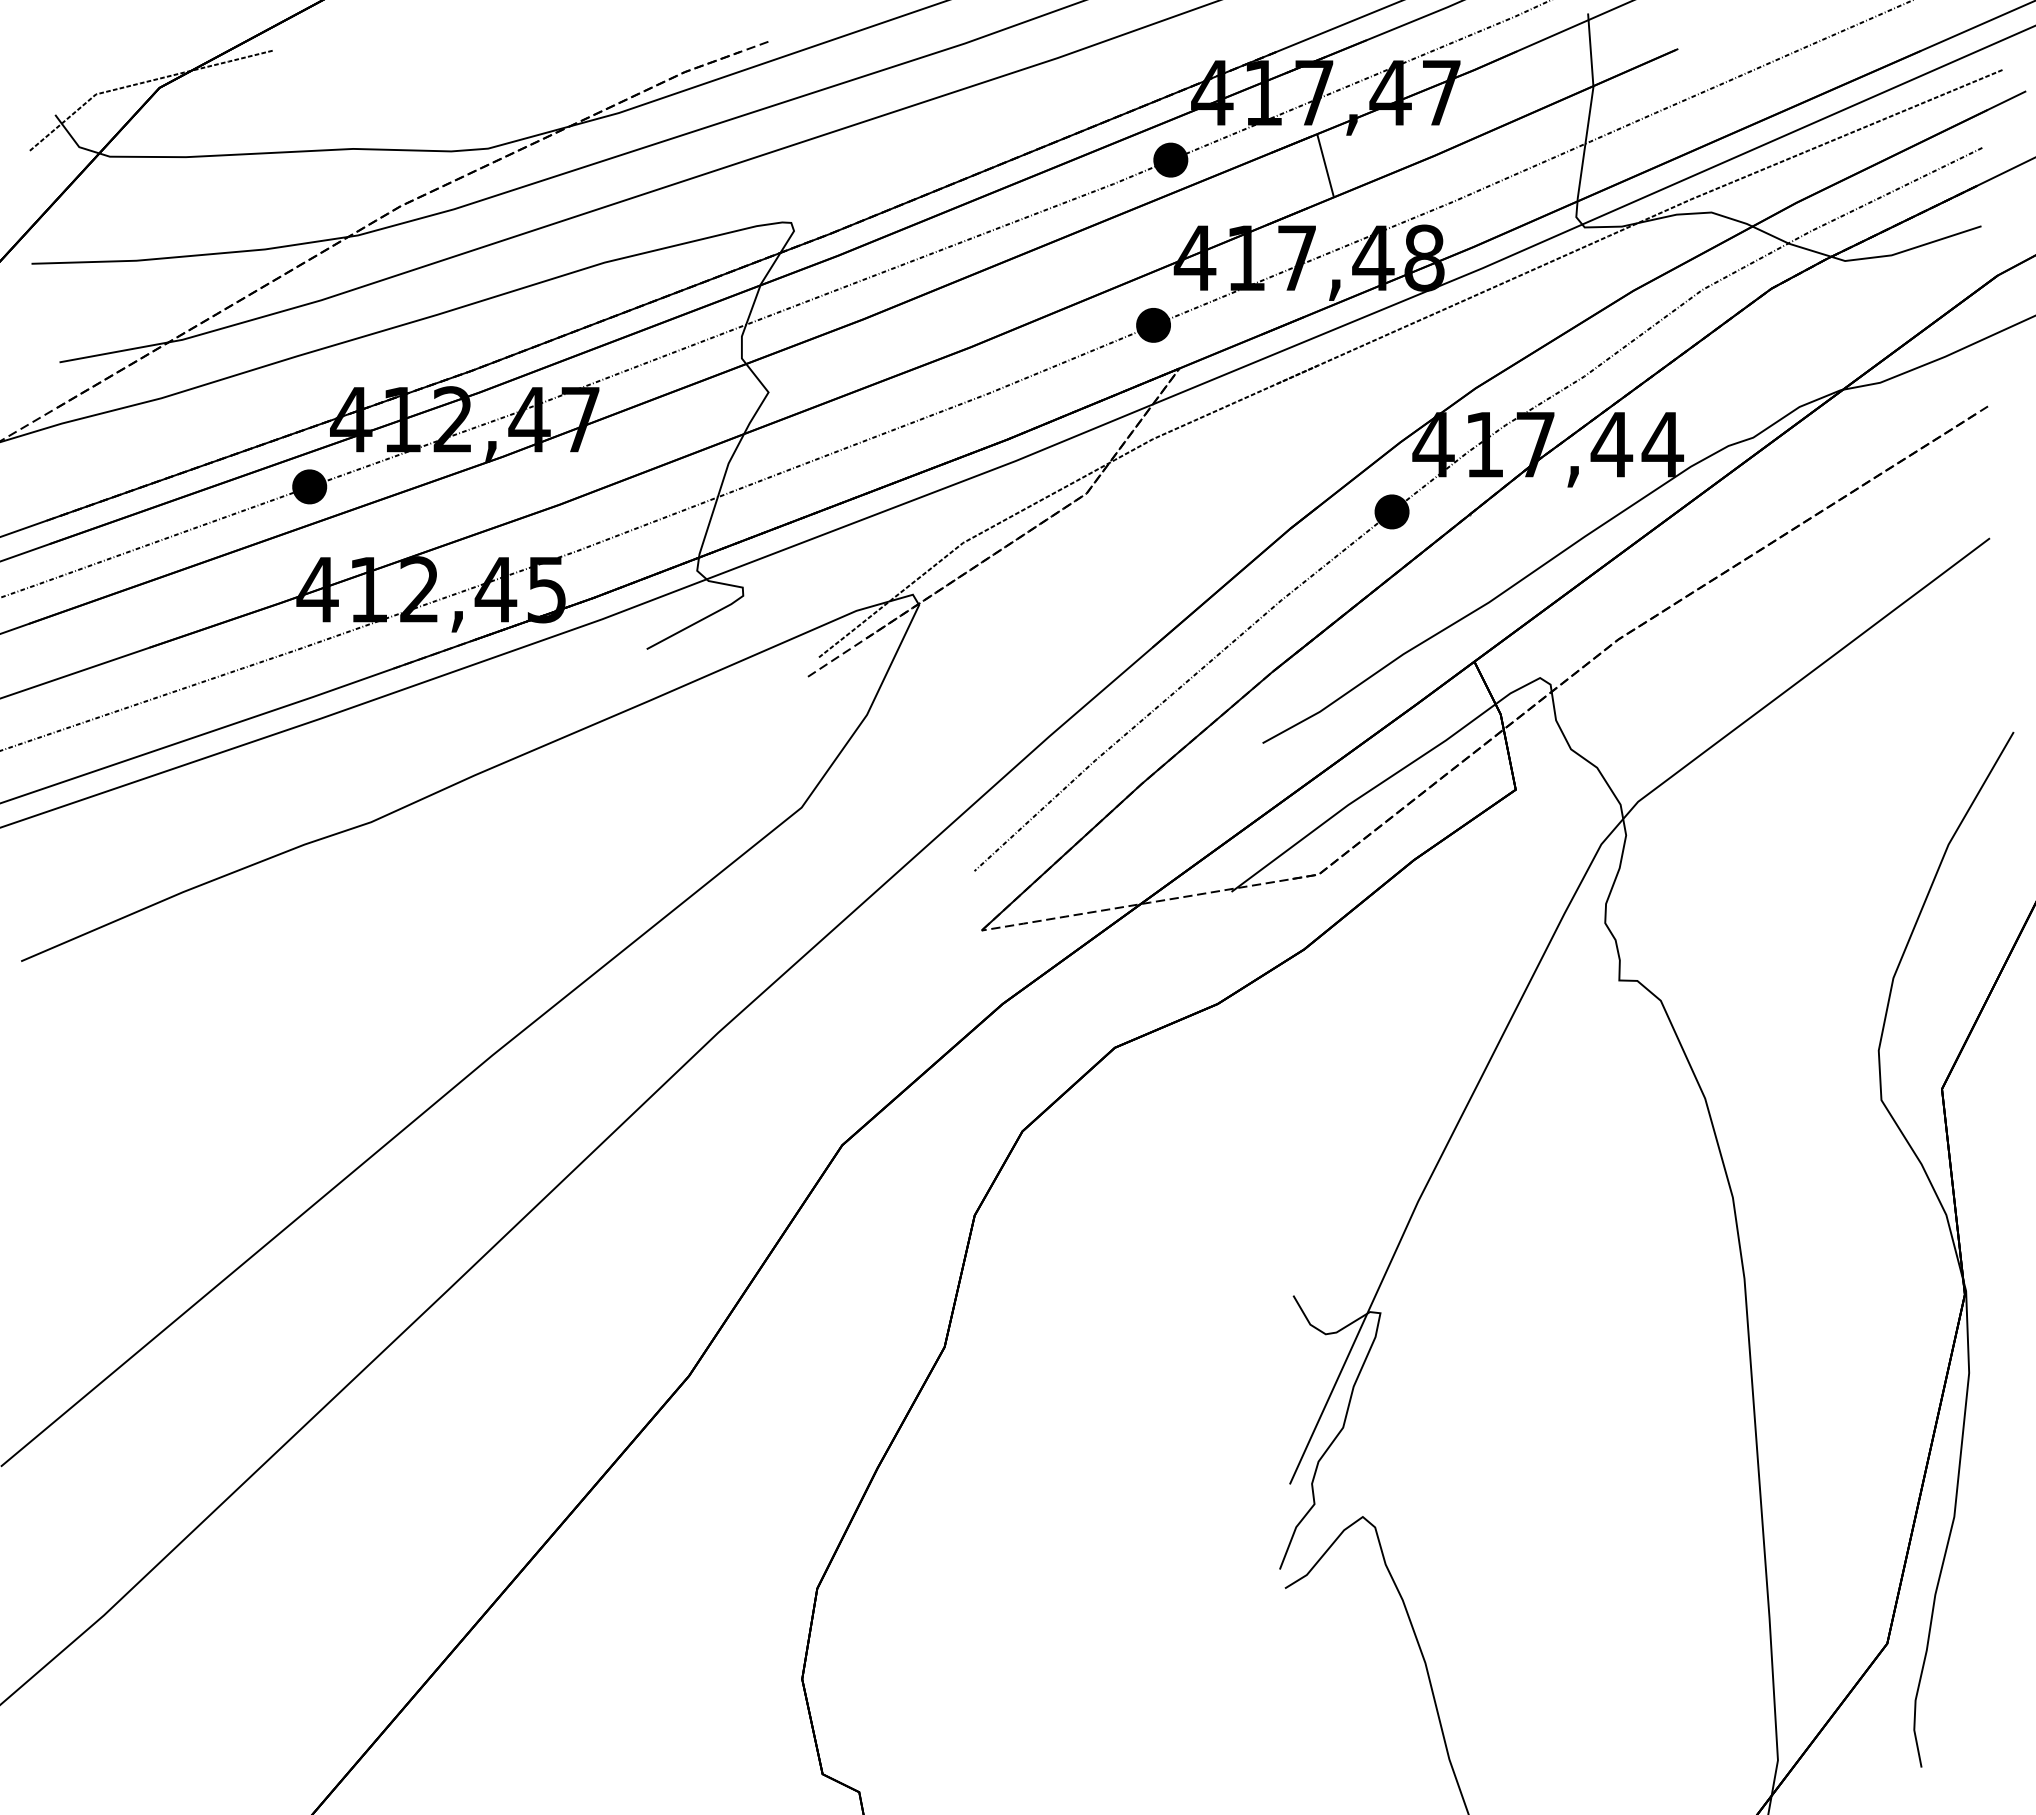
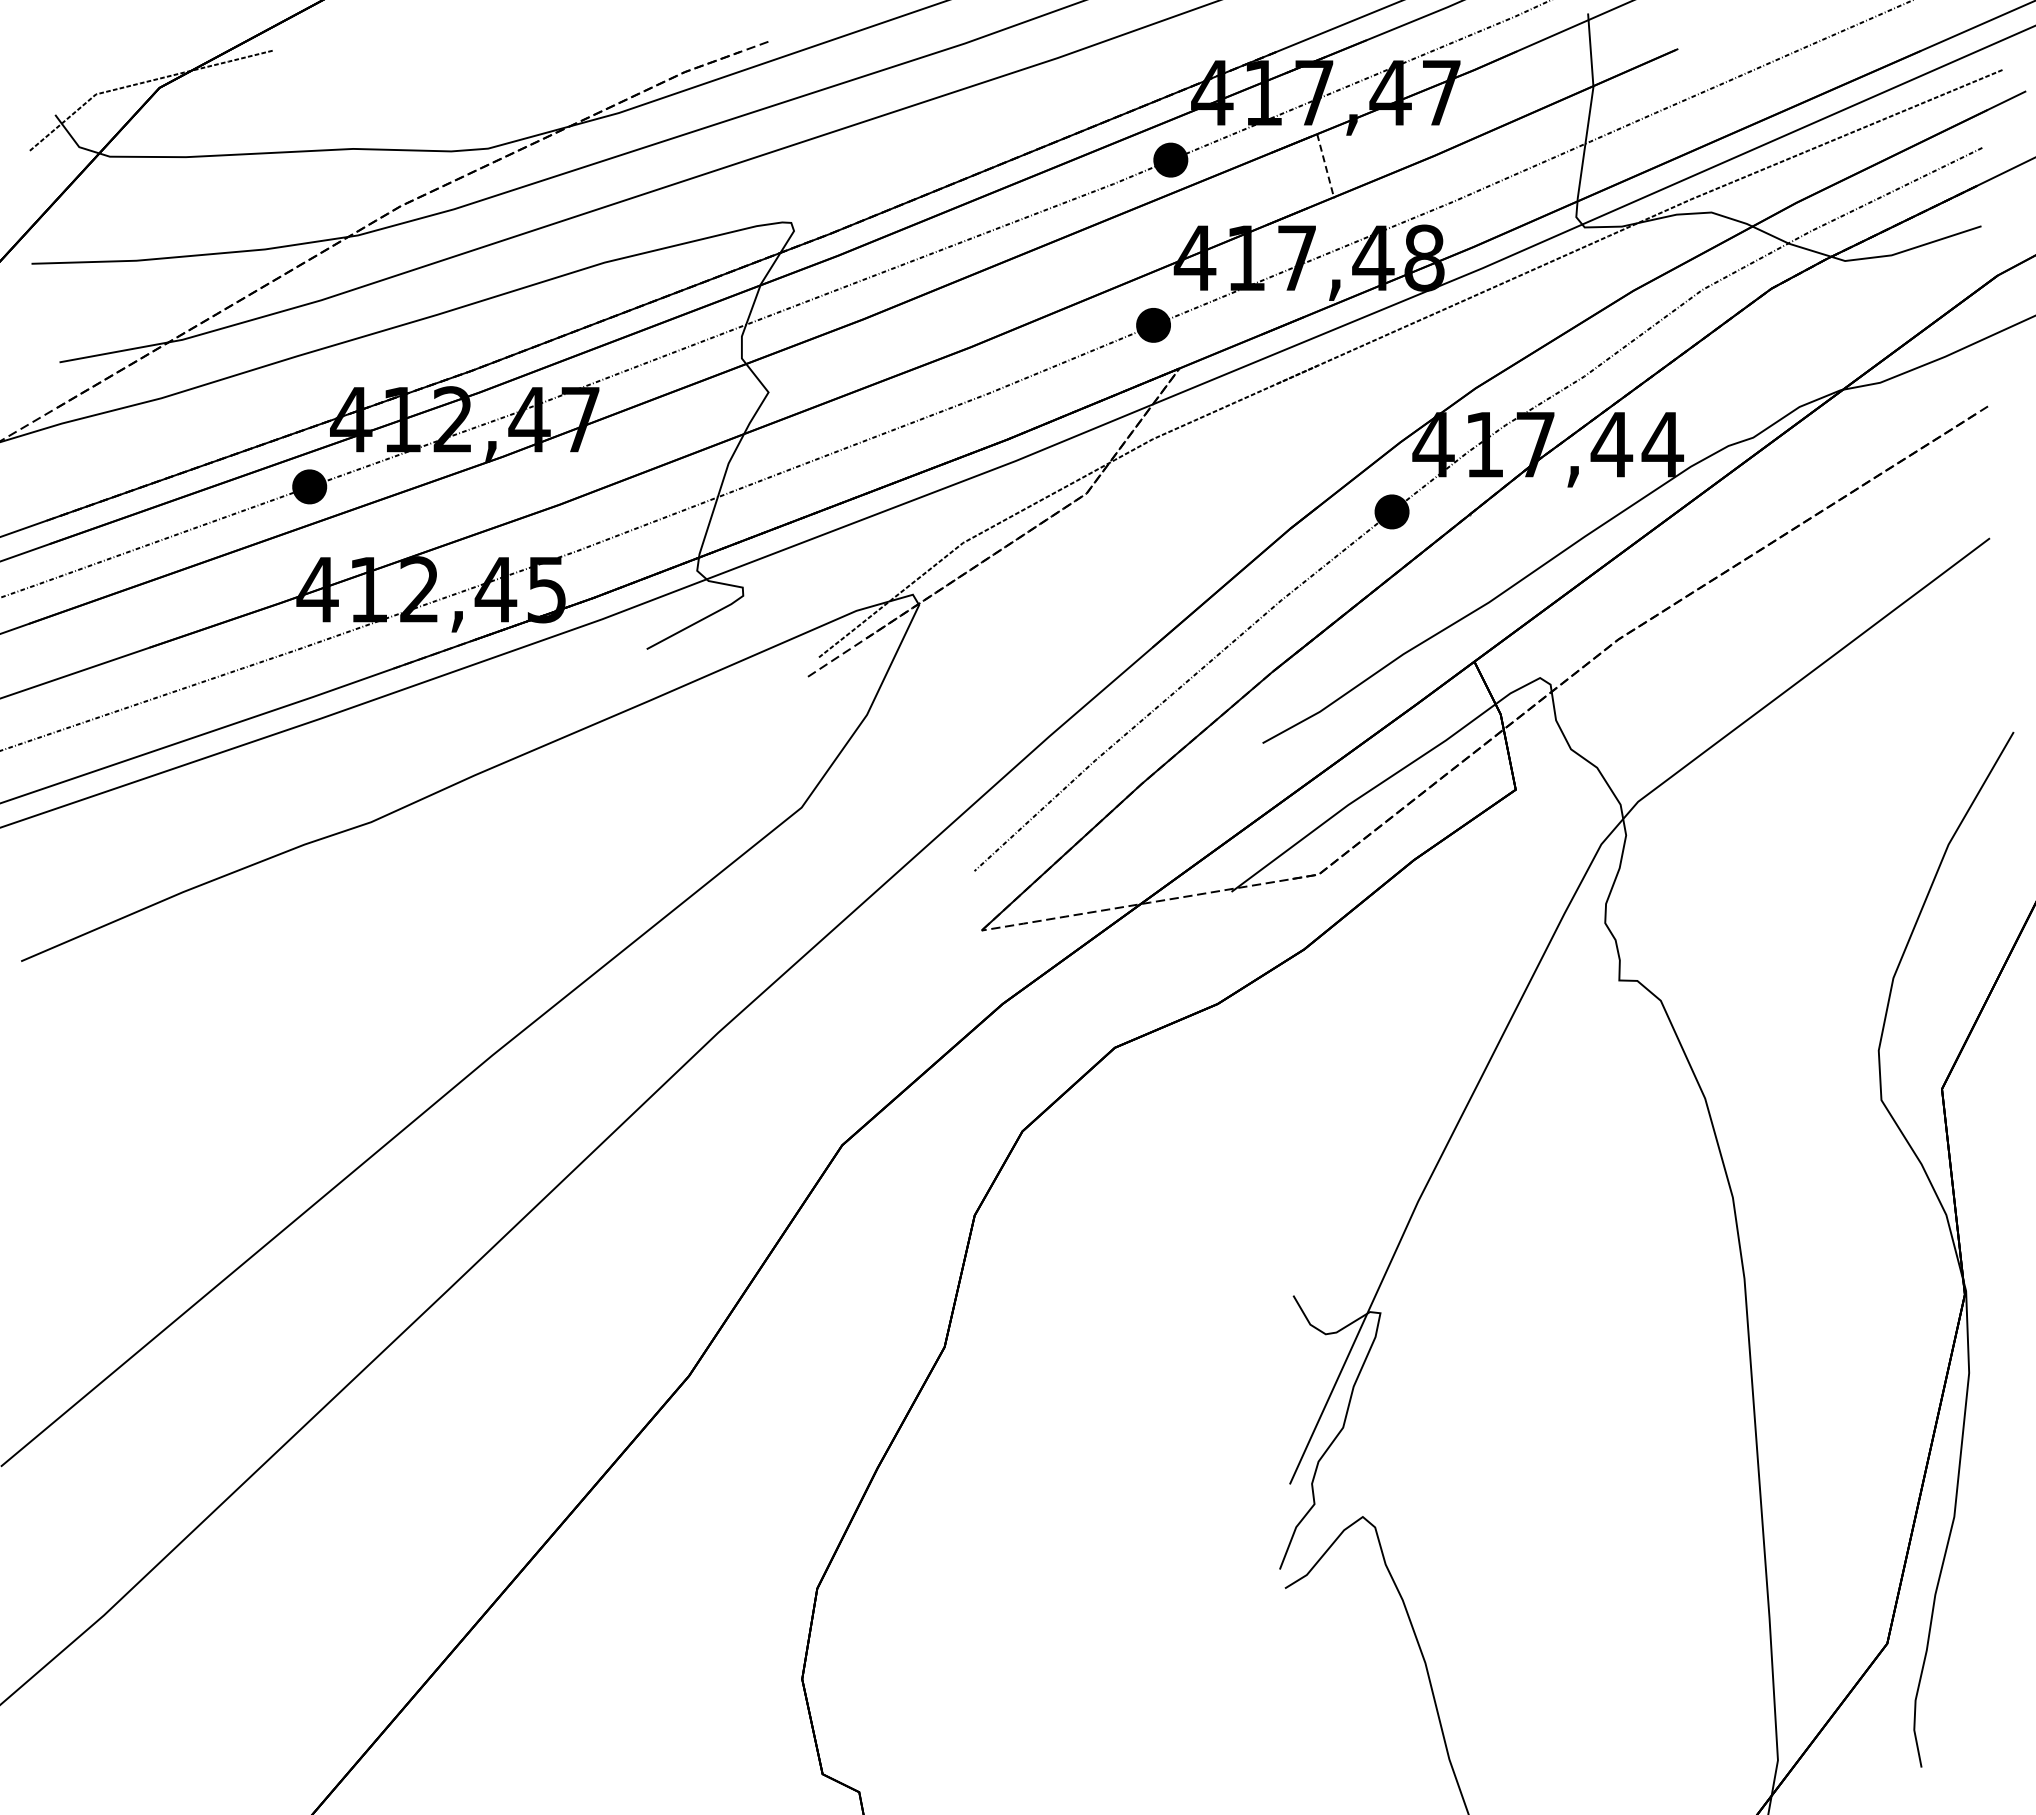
line: solid -> dashed (1325, 166)
